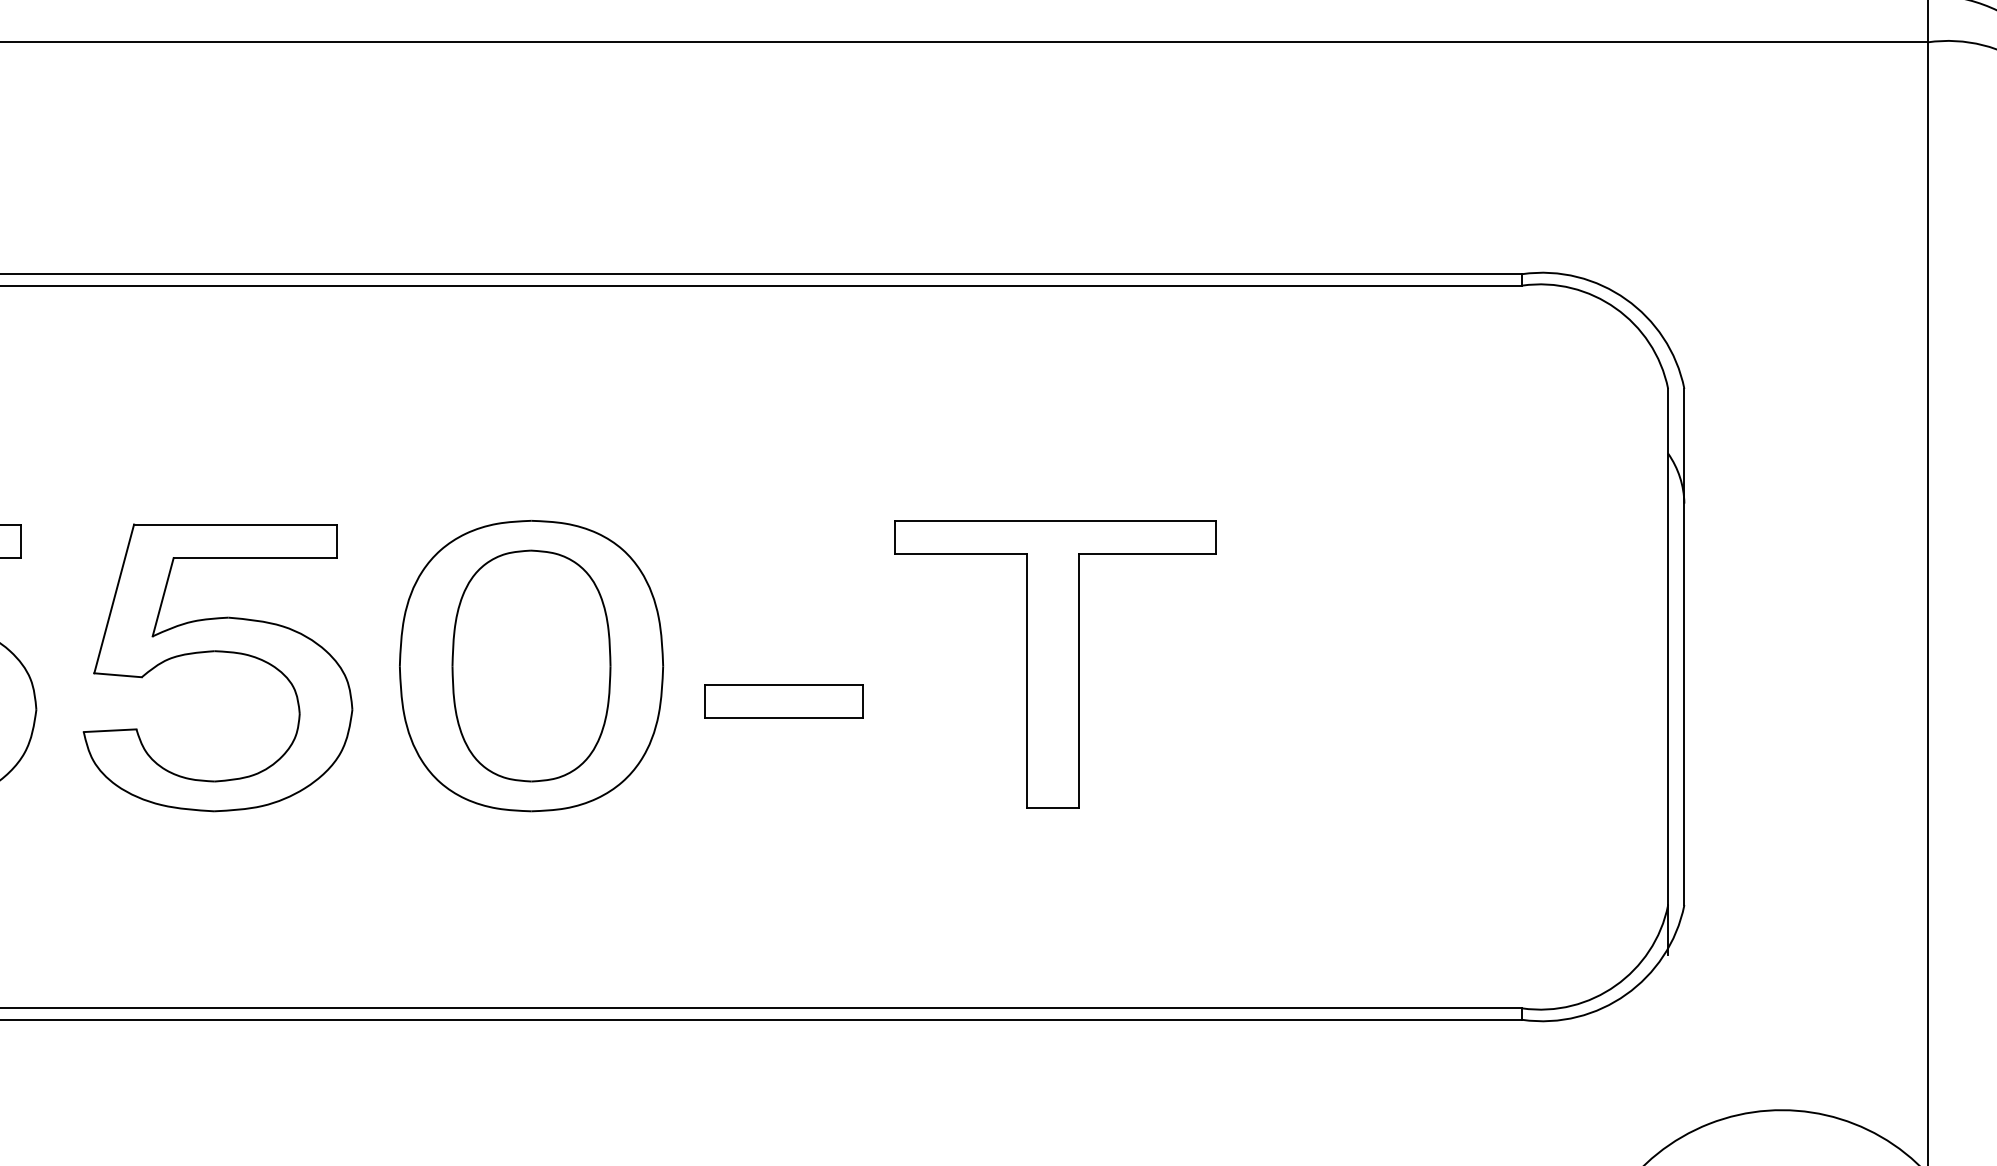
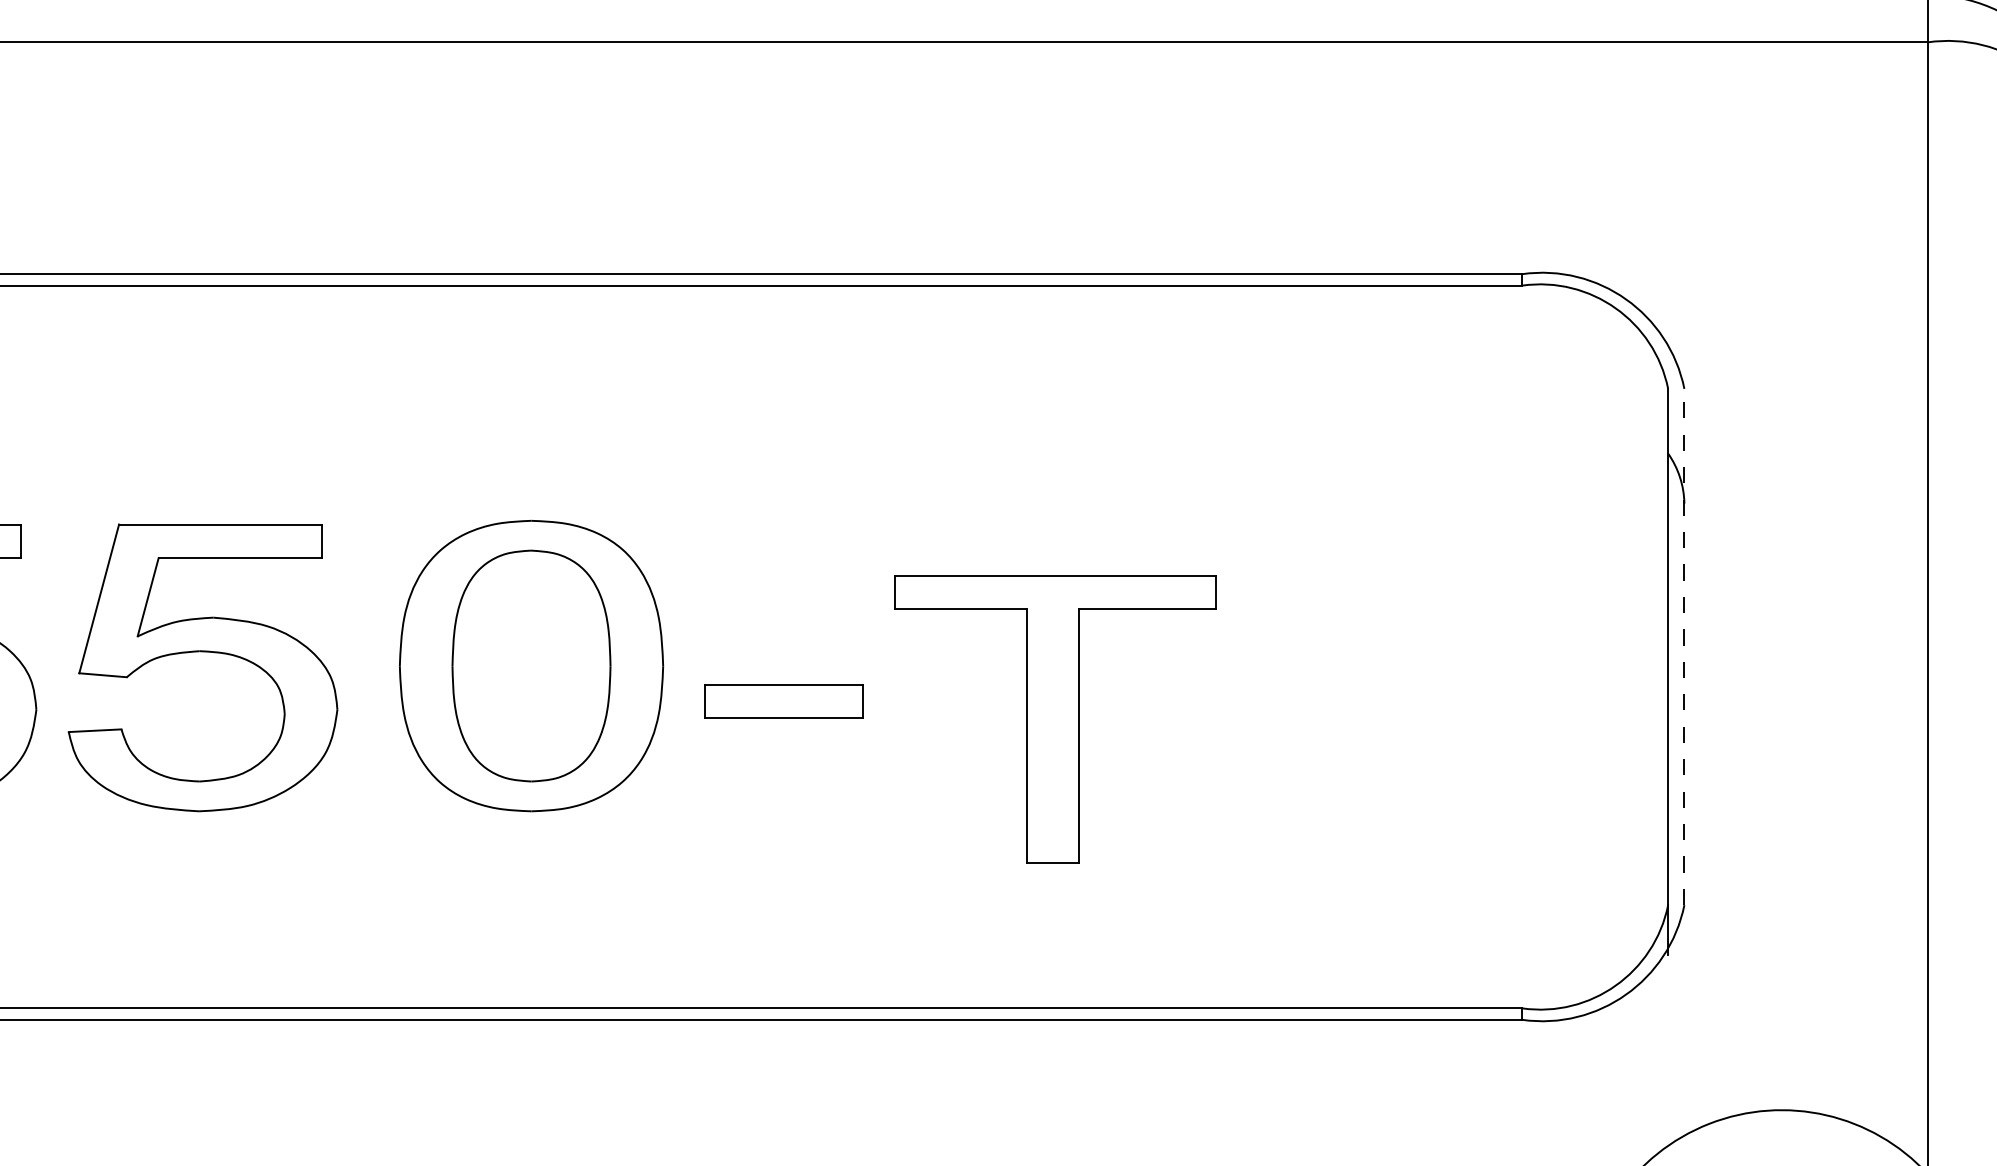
line: solid -> dashed (1684, 646)
part position: (217, 652) -> (202, 652) (202, 652)
part position: (1055, 664) -> (1055, 719) (1055, 719)
